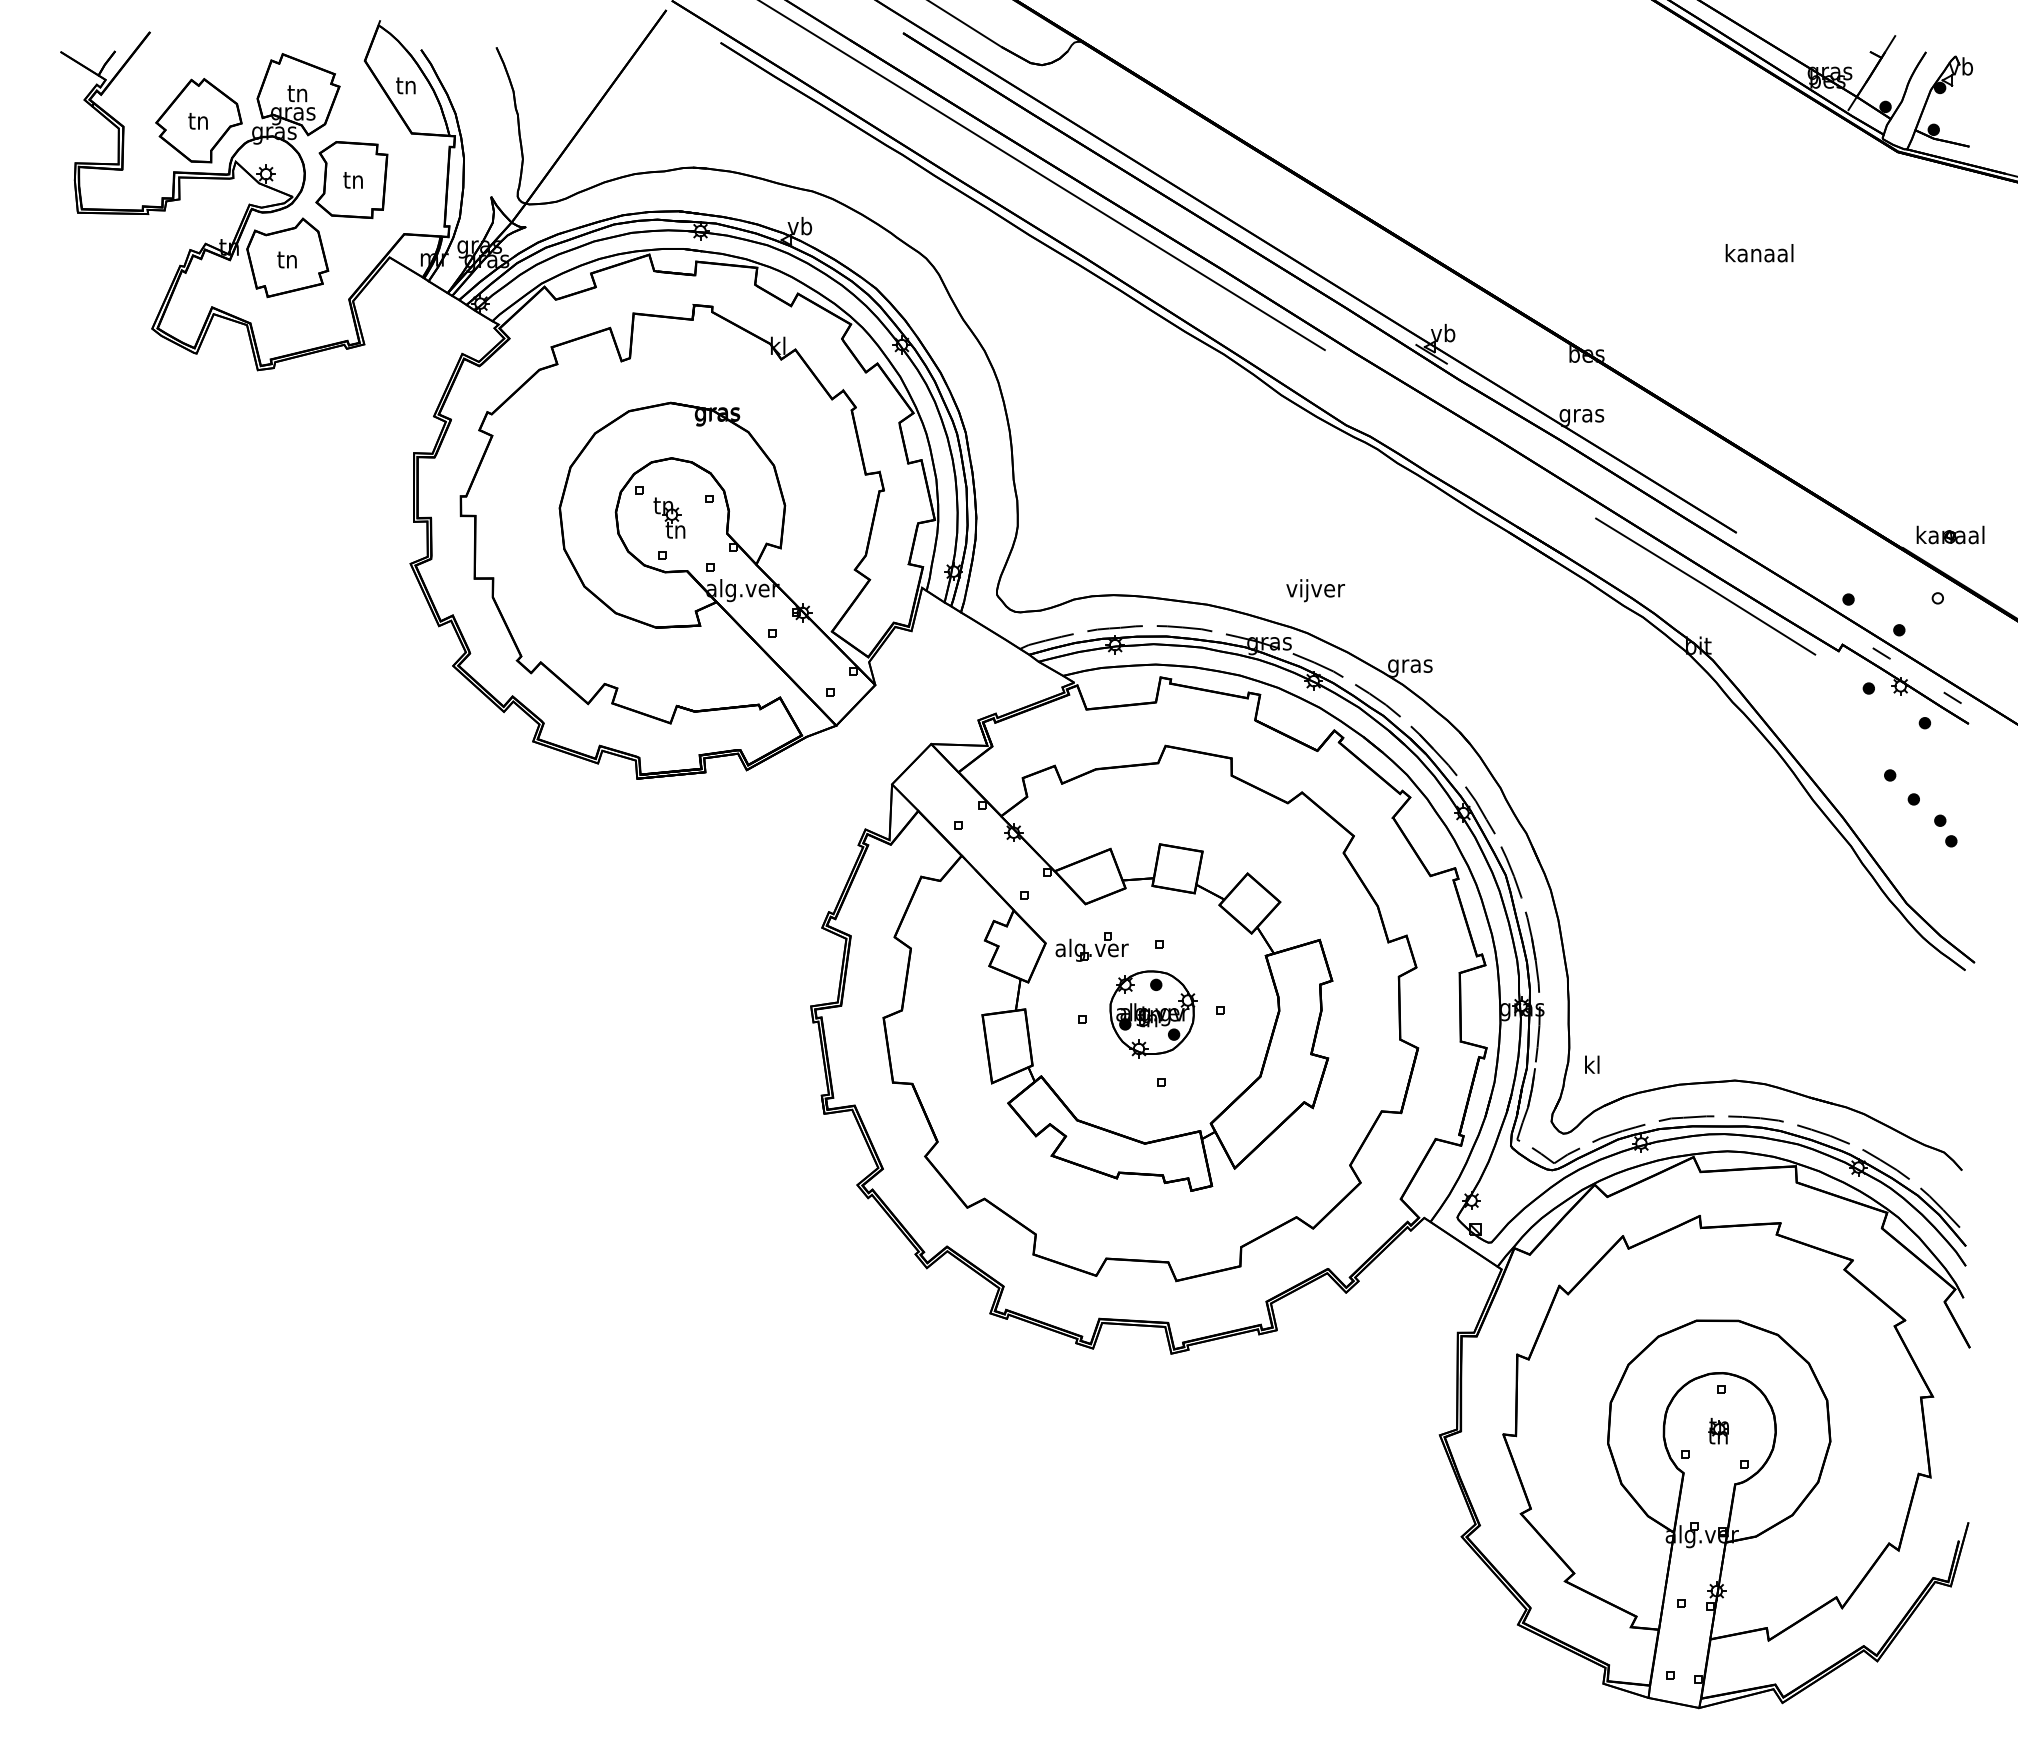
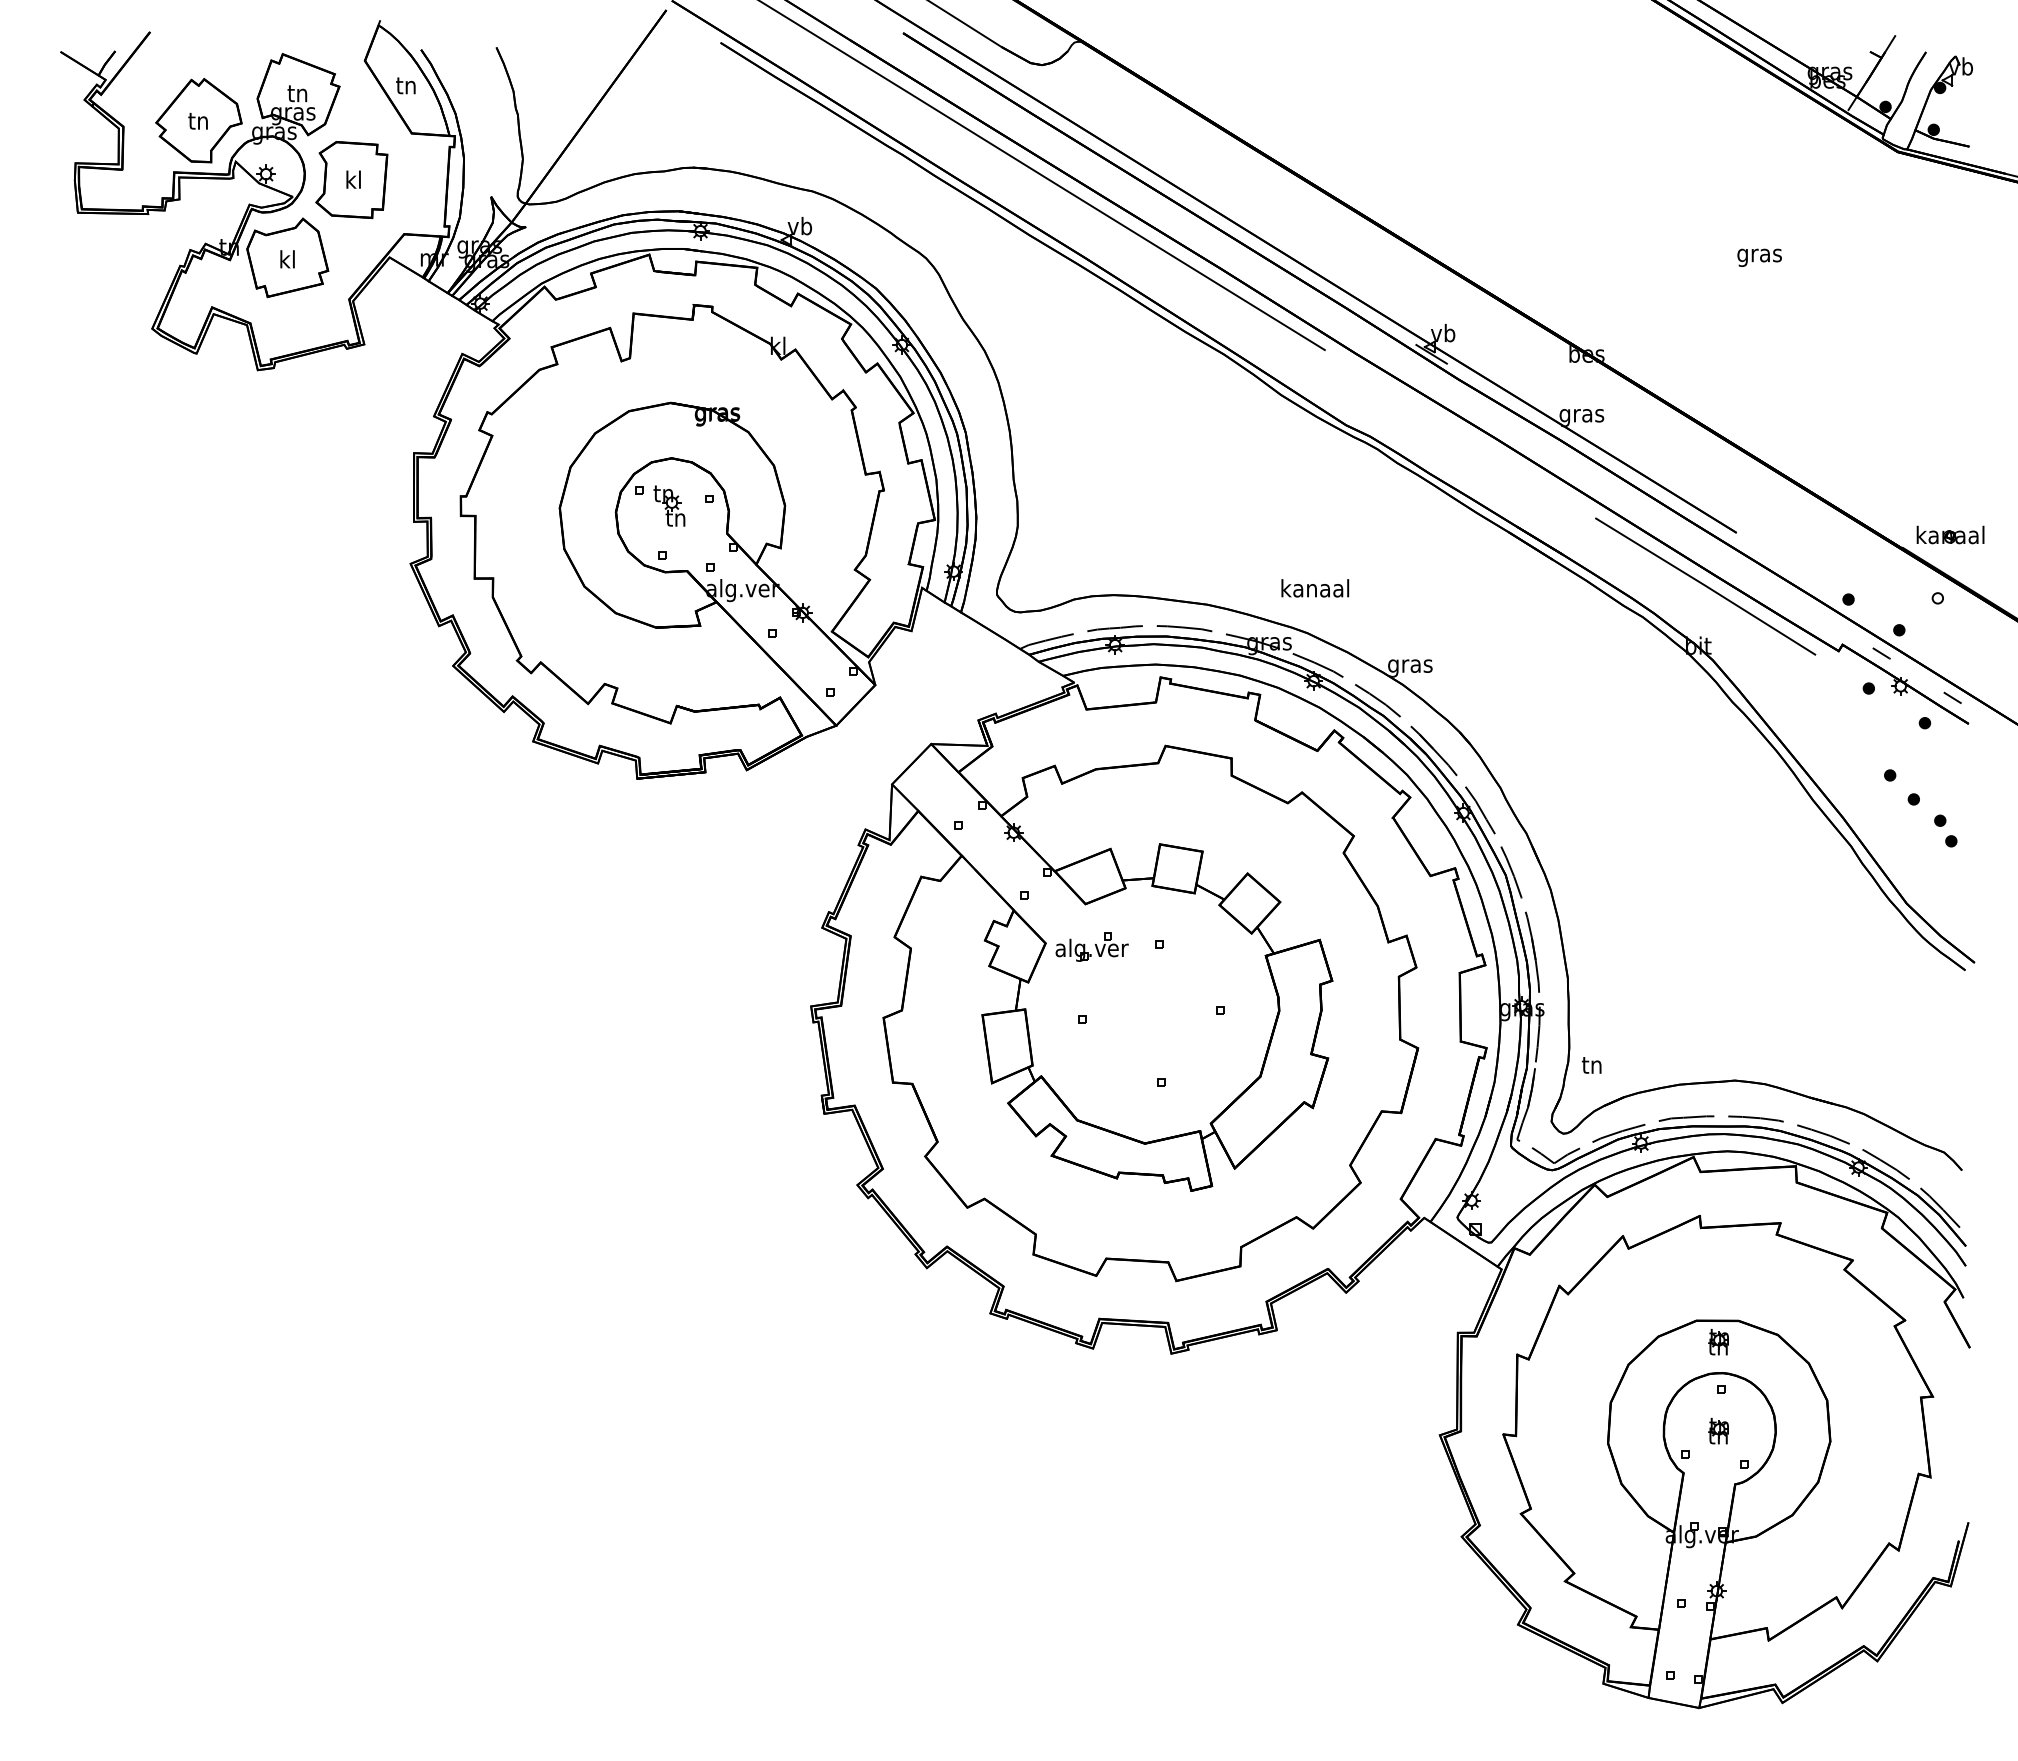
text: tn -> kl (352, 179)
text: kanaal -> gras (1759, 255)
text: tn -> kl (286, 259)
part position: (669, 517) -> (669, 505) (669, 505)
text: vijver -> kanaal (1315, 590)
part: present -> none (1153, 1014)
text: kl -> tn (1591, 1064)
part: none -> present (1718, 1342)
